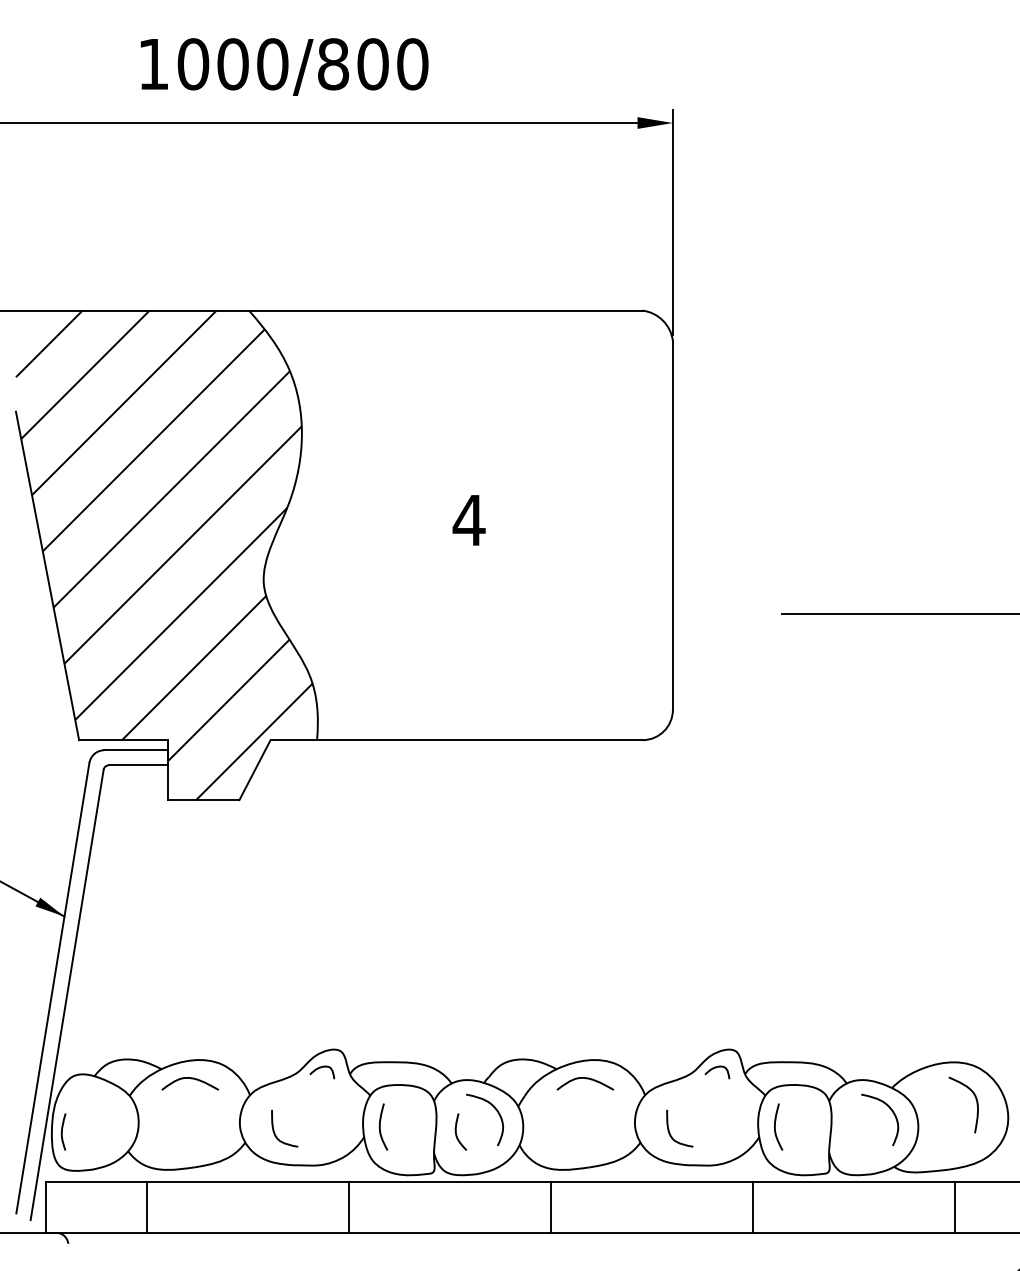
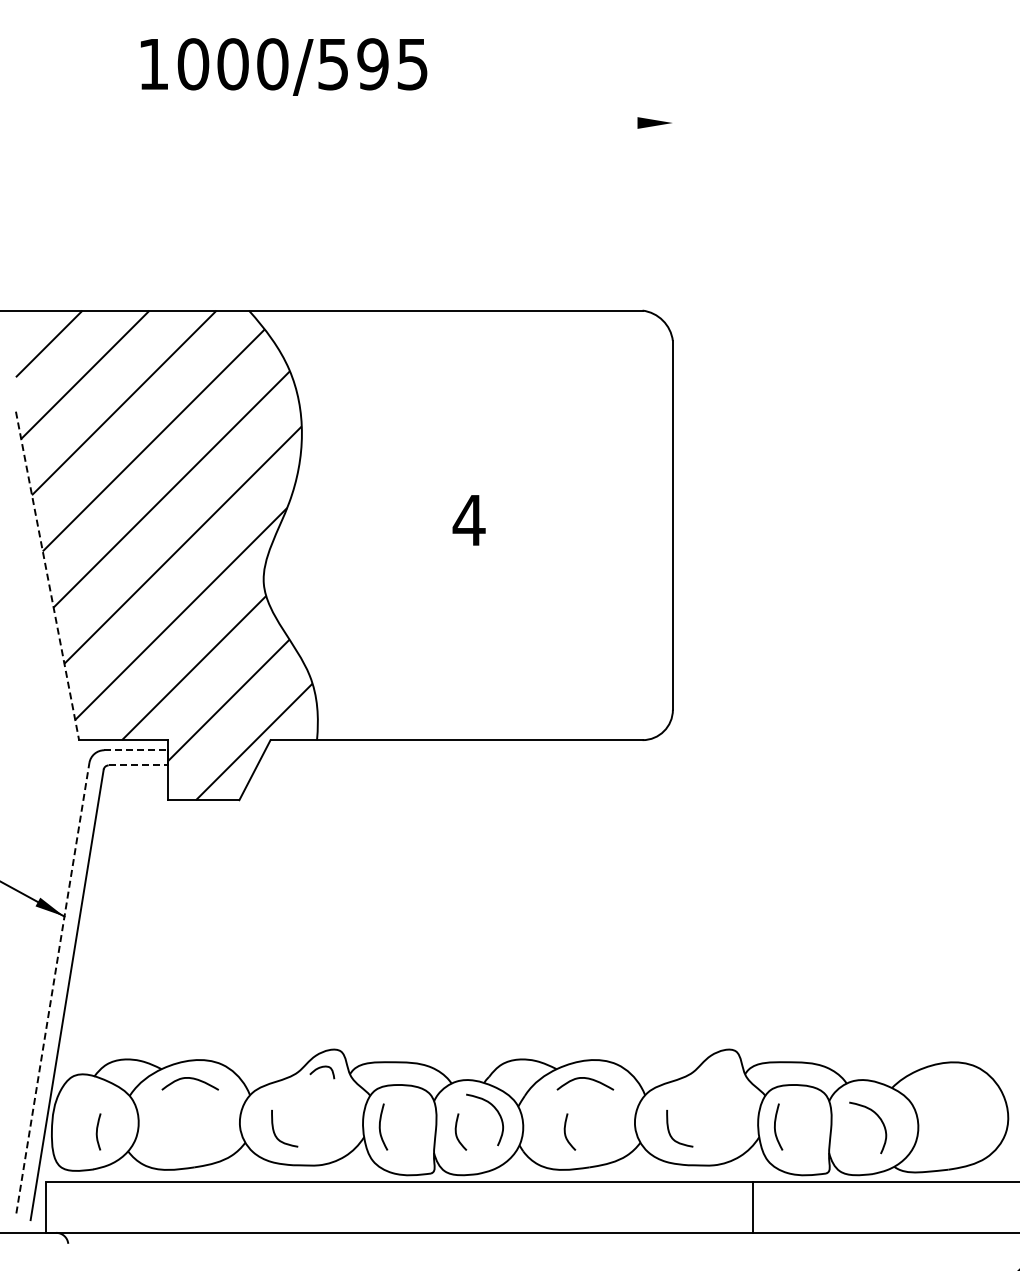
text: 1000/800 -> 1000/595 (373, 64)
line: present -> none (319, 123)
line: present -> none (672, 222)
line: solid -> dashed (47, 576)
line: present -> none (898, 614)
line: solid -> dashed (135, 750)
line: solid -> dashed (138, 765)
line: solid -> dashed (52, 987)
curve: present -> none (716, 1068)
curve: present -> none (975, 1099)
curve position: (891, 1111) -> (879, 1119) (879, 1119)
curve position: (62, 1131) -> (97, 1131) (97, 1131)
curve: none -> present (565, 1131)
line: present -> none (146, 1207)
line: present -> none (348, 1207)
line: present -> none (550, 1207)
line: present -> none (955, 1207)
